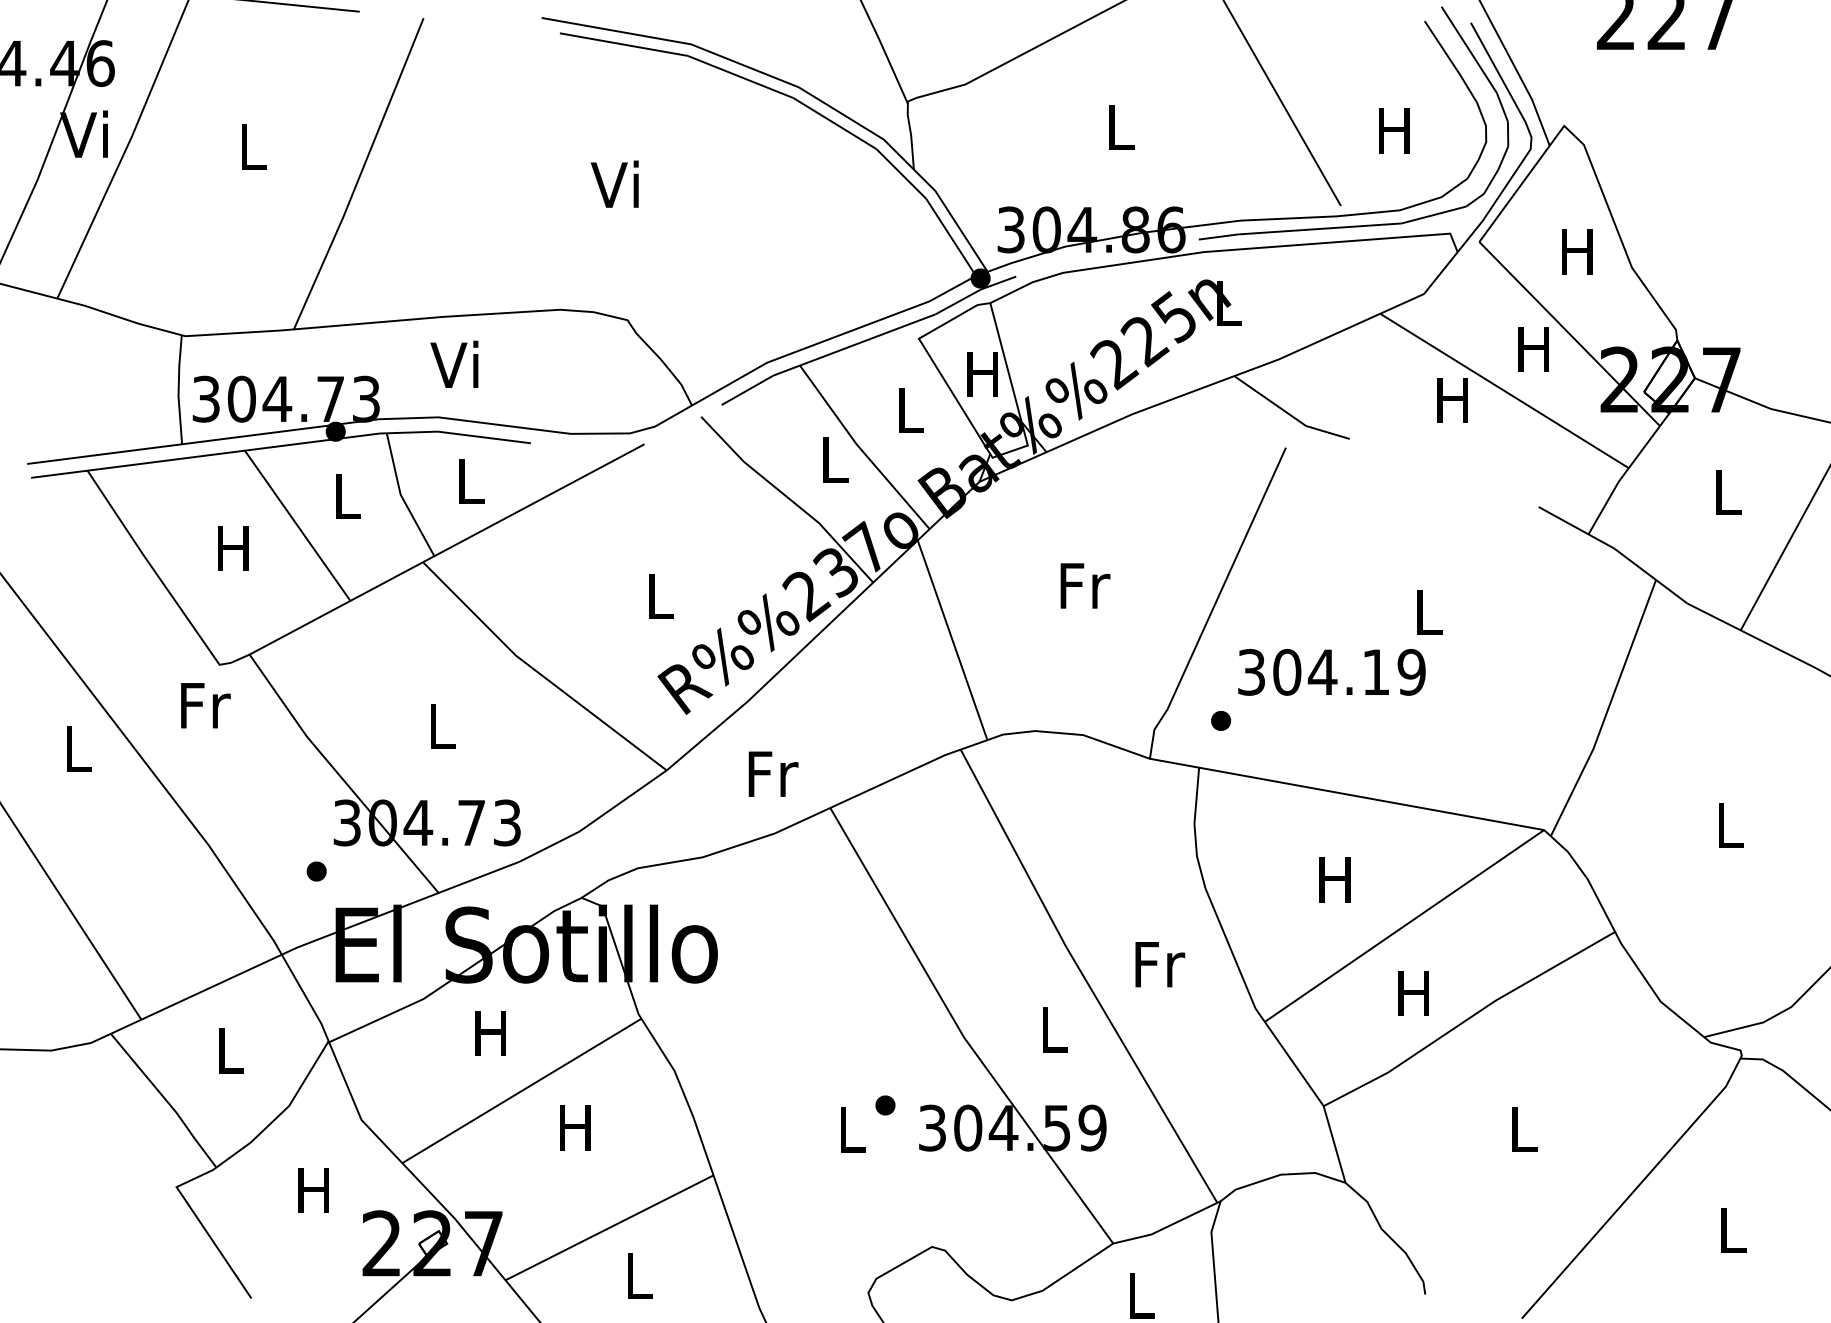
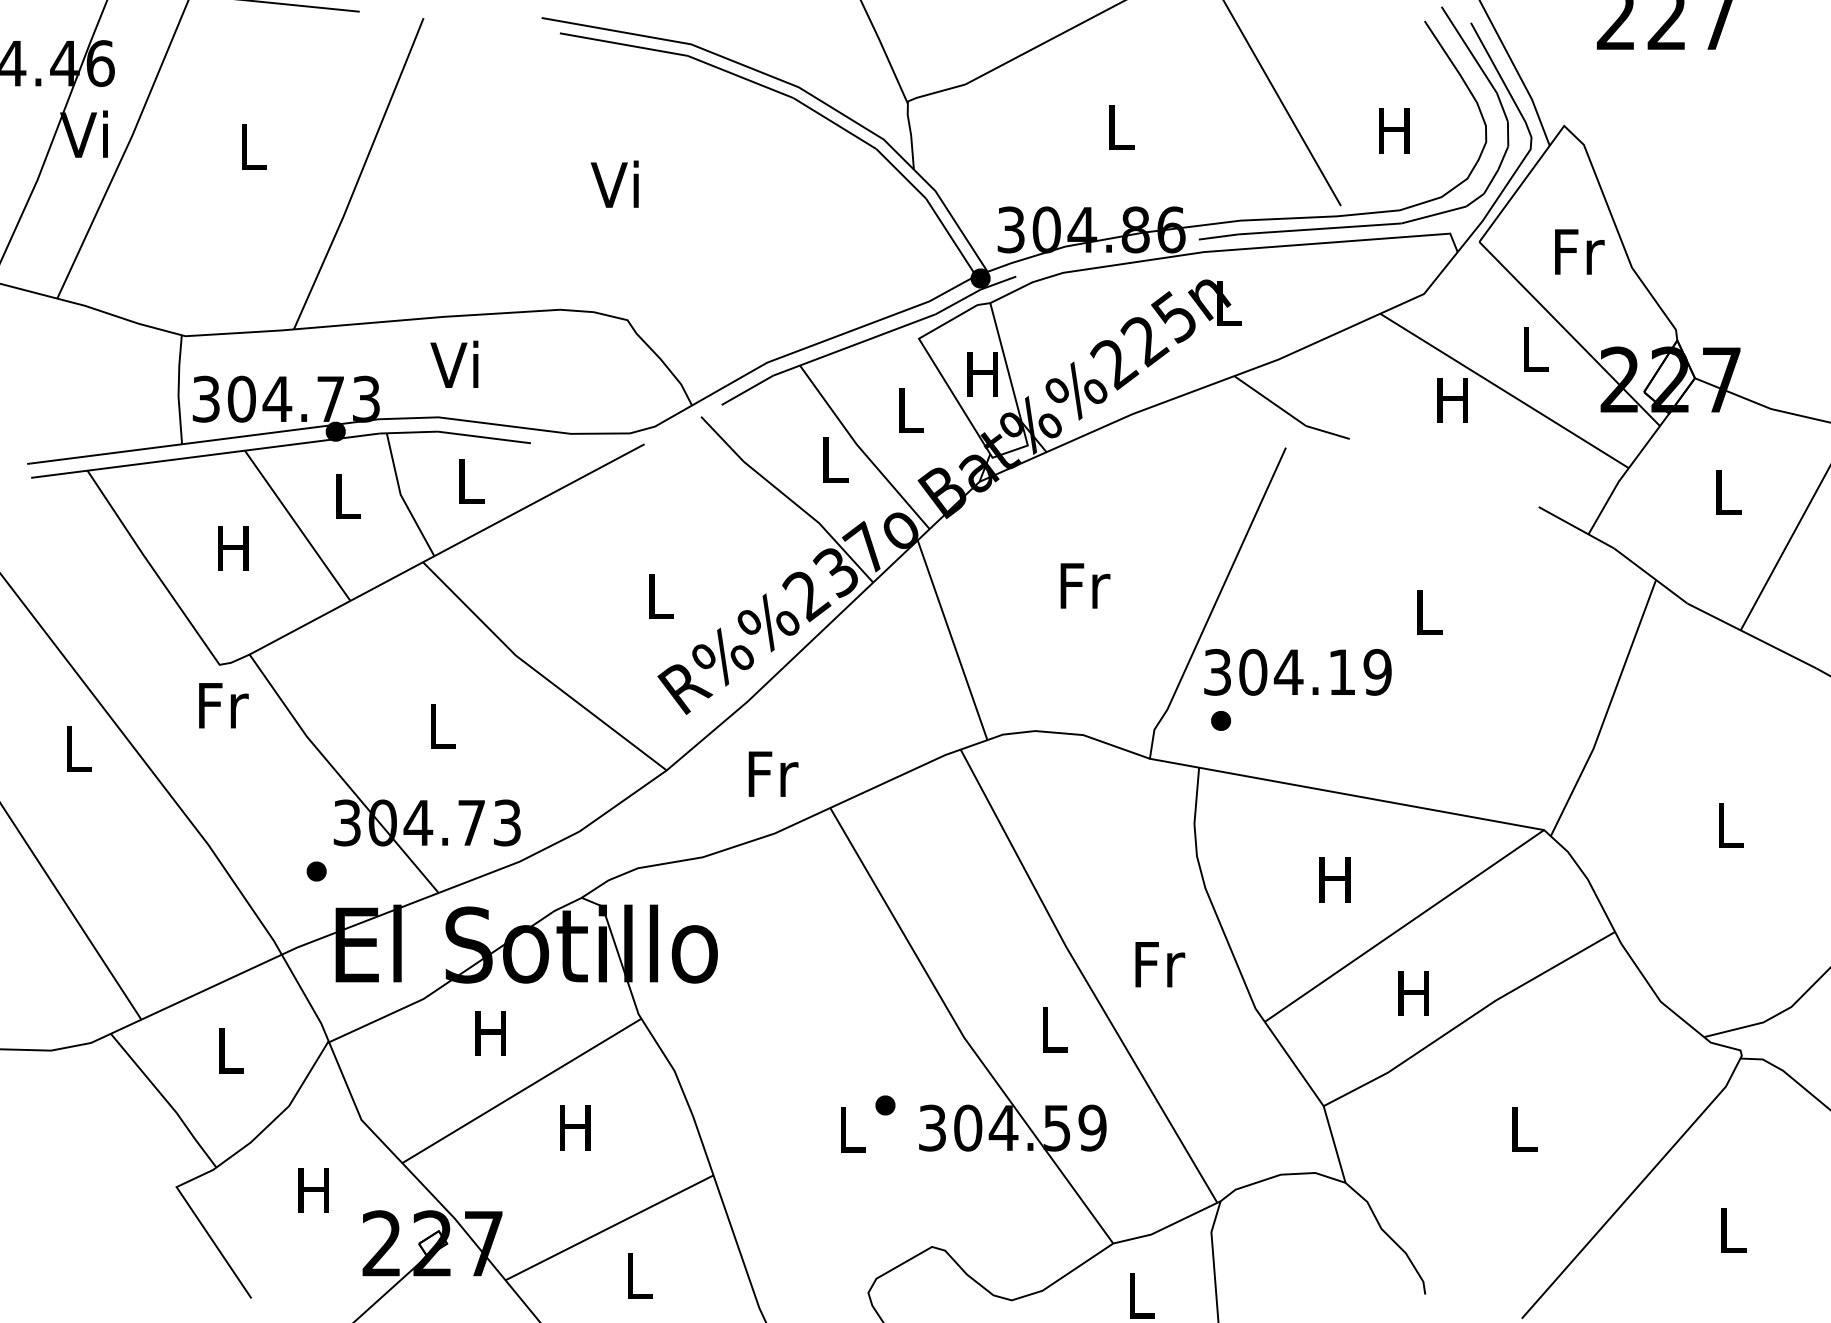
text: H -> Fr (1579, 251)
text: H -> L (1533, 349)
text position: (1331, 672) -> (1297, 672) (1297, 672)
text position: (205, 705) -> (223, 705) (223, 705)
